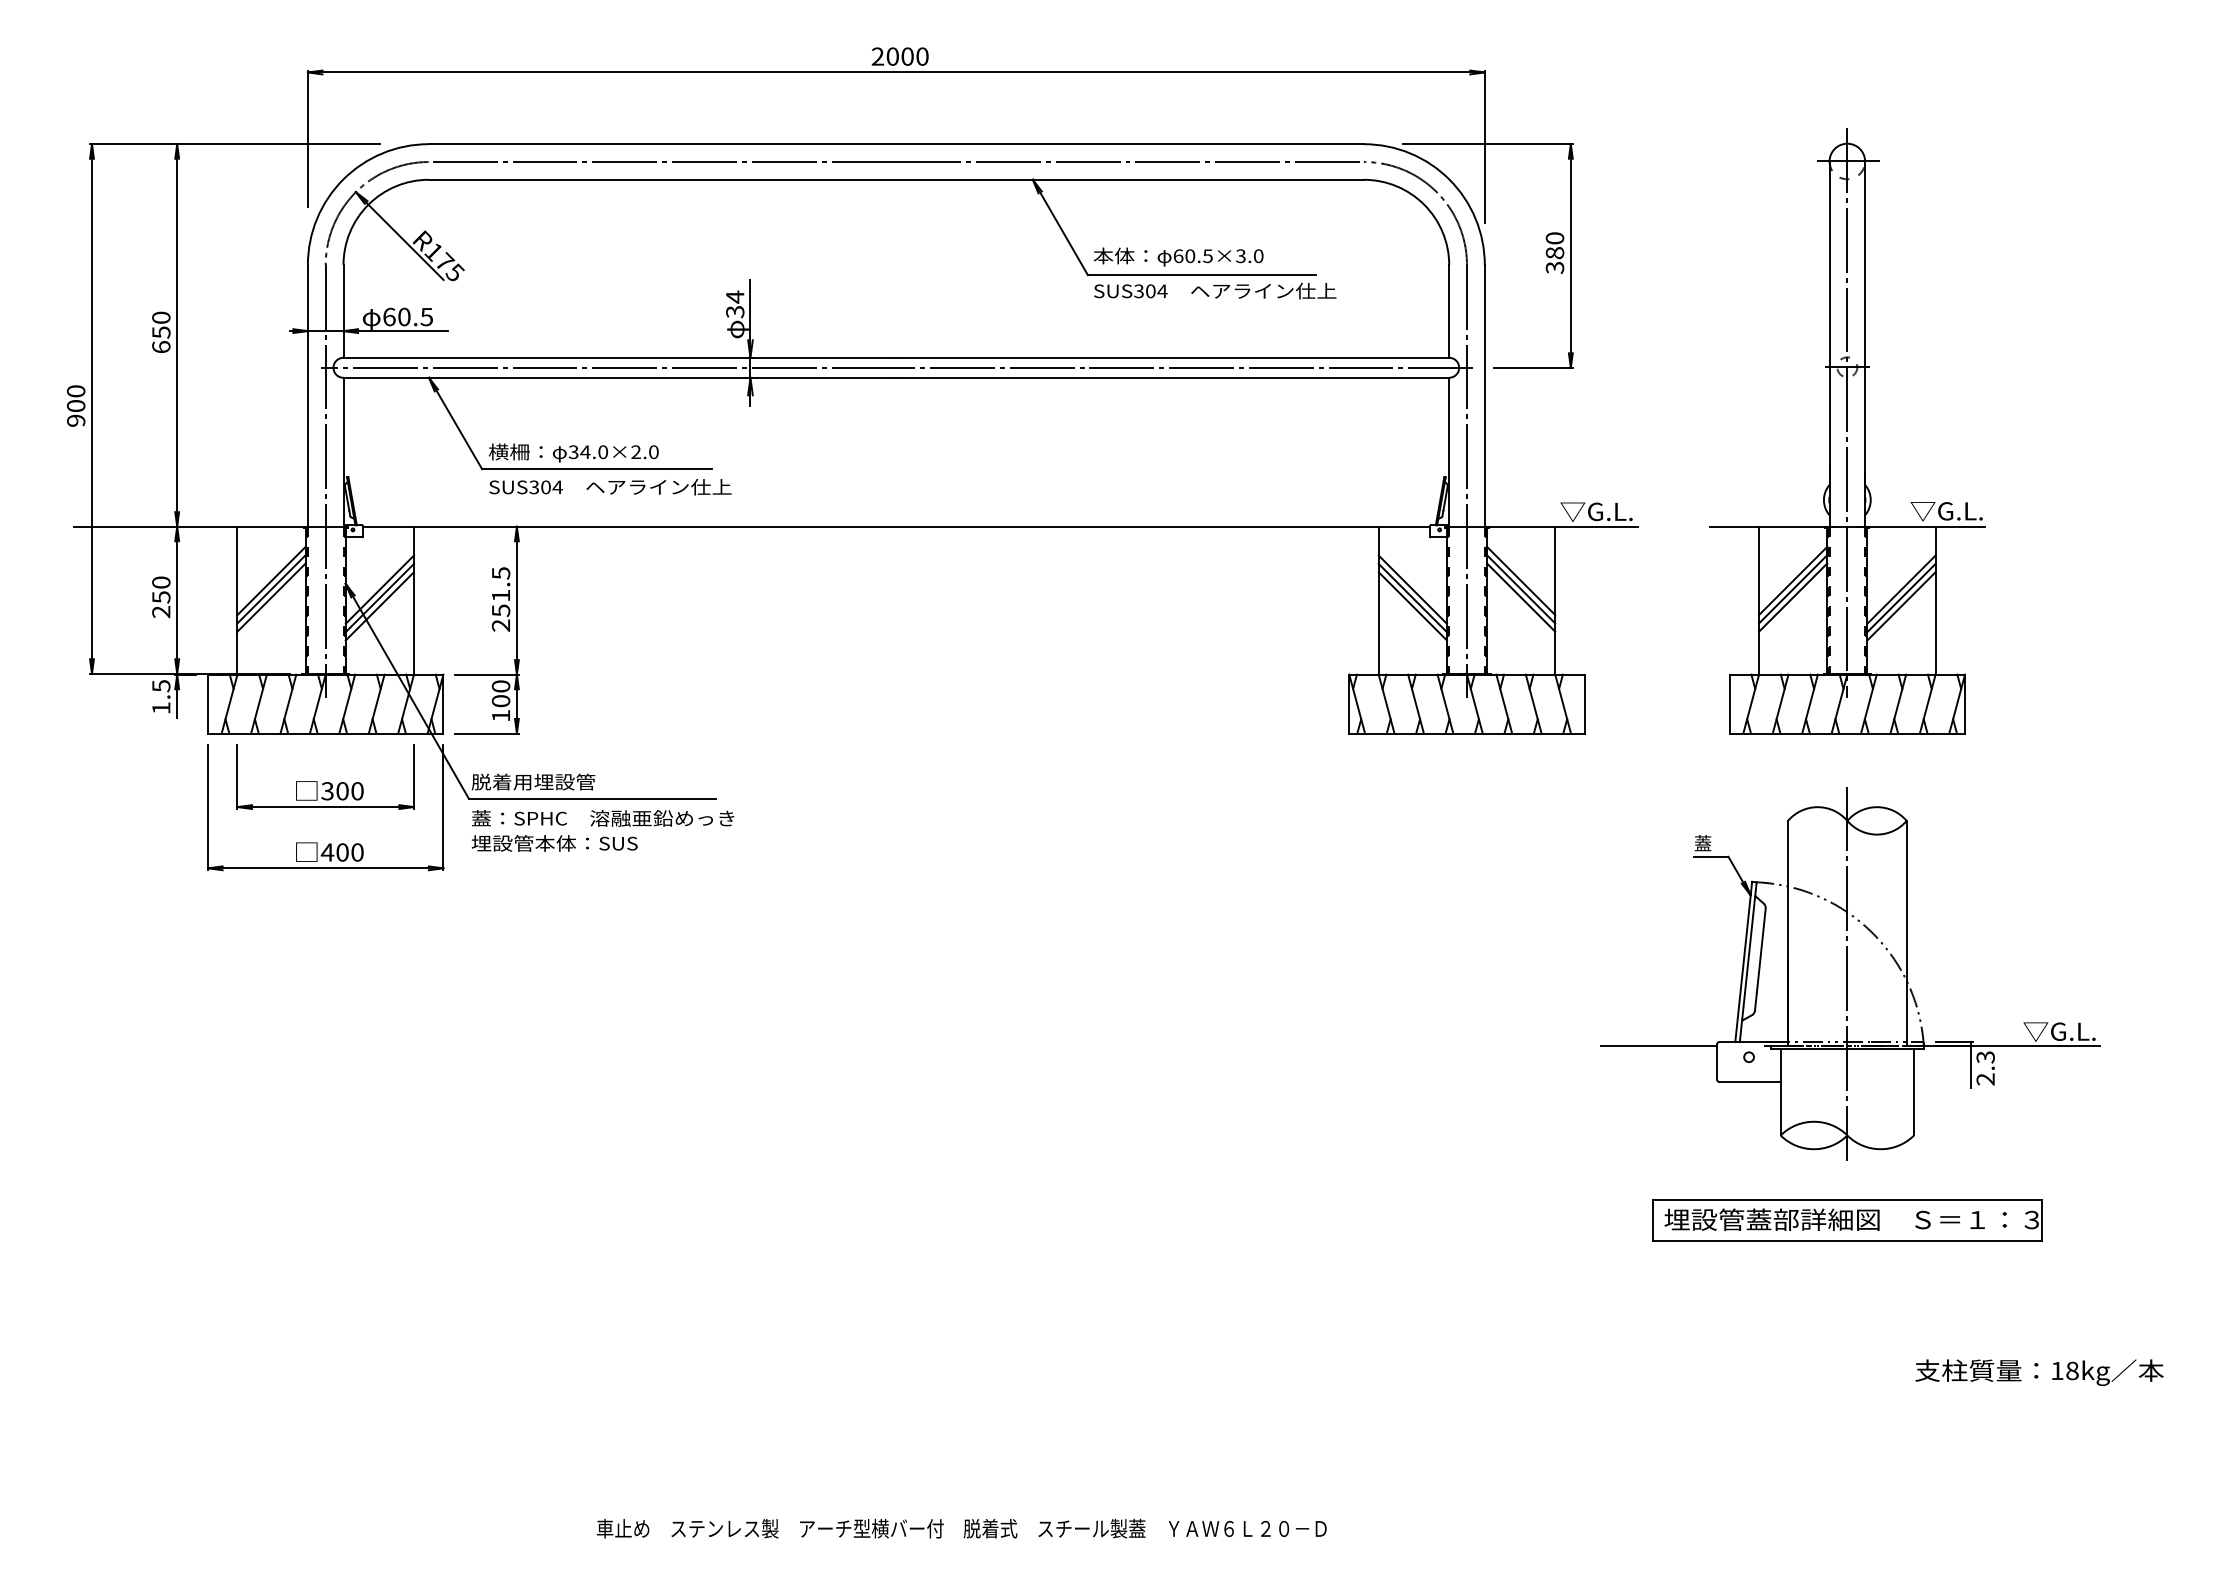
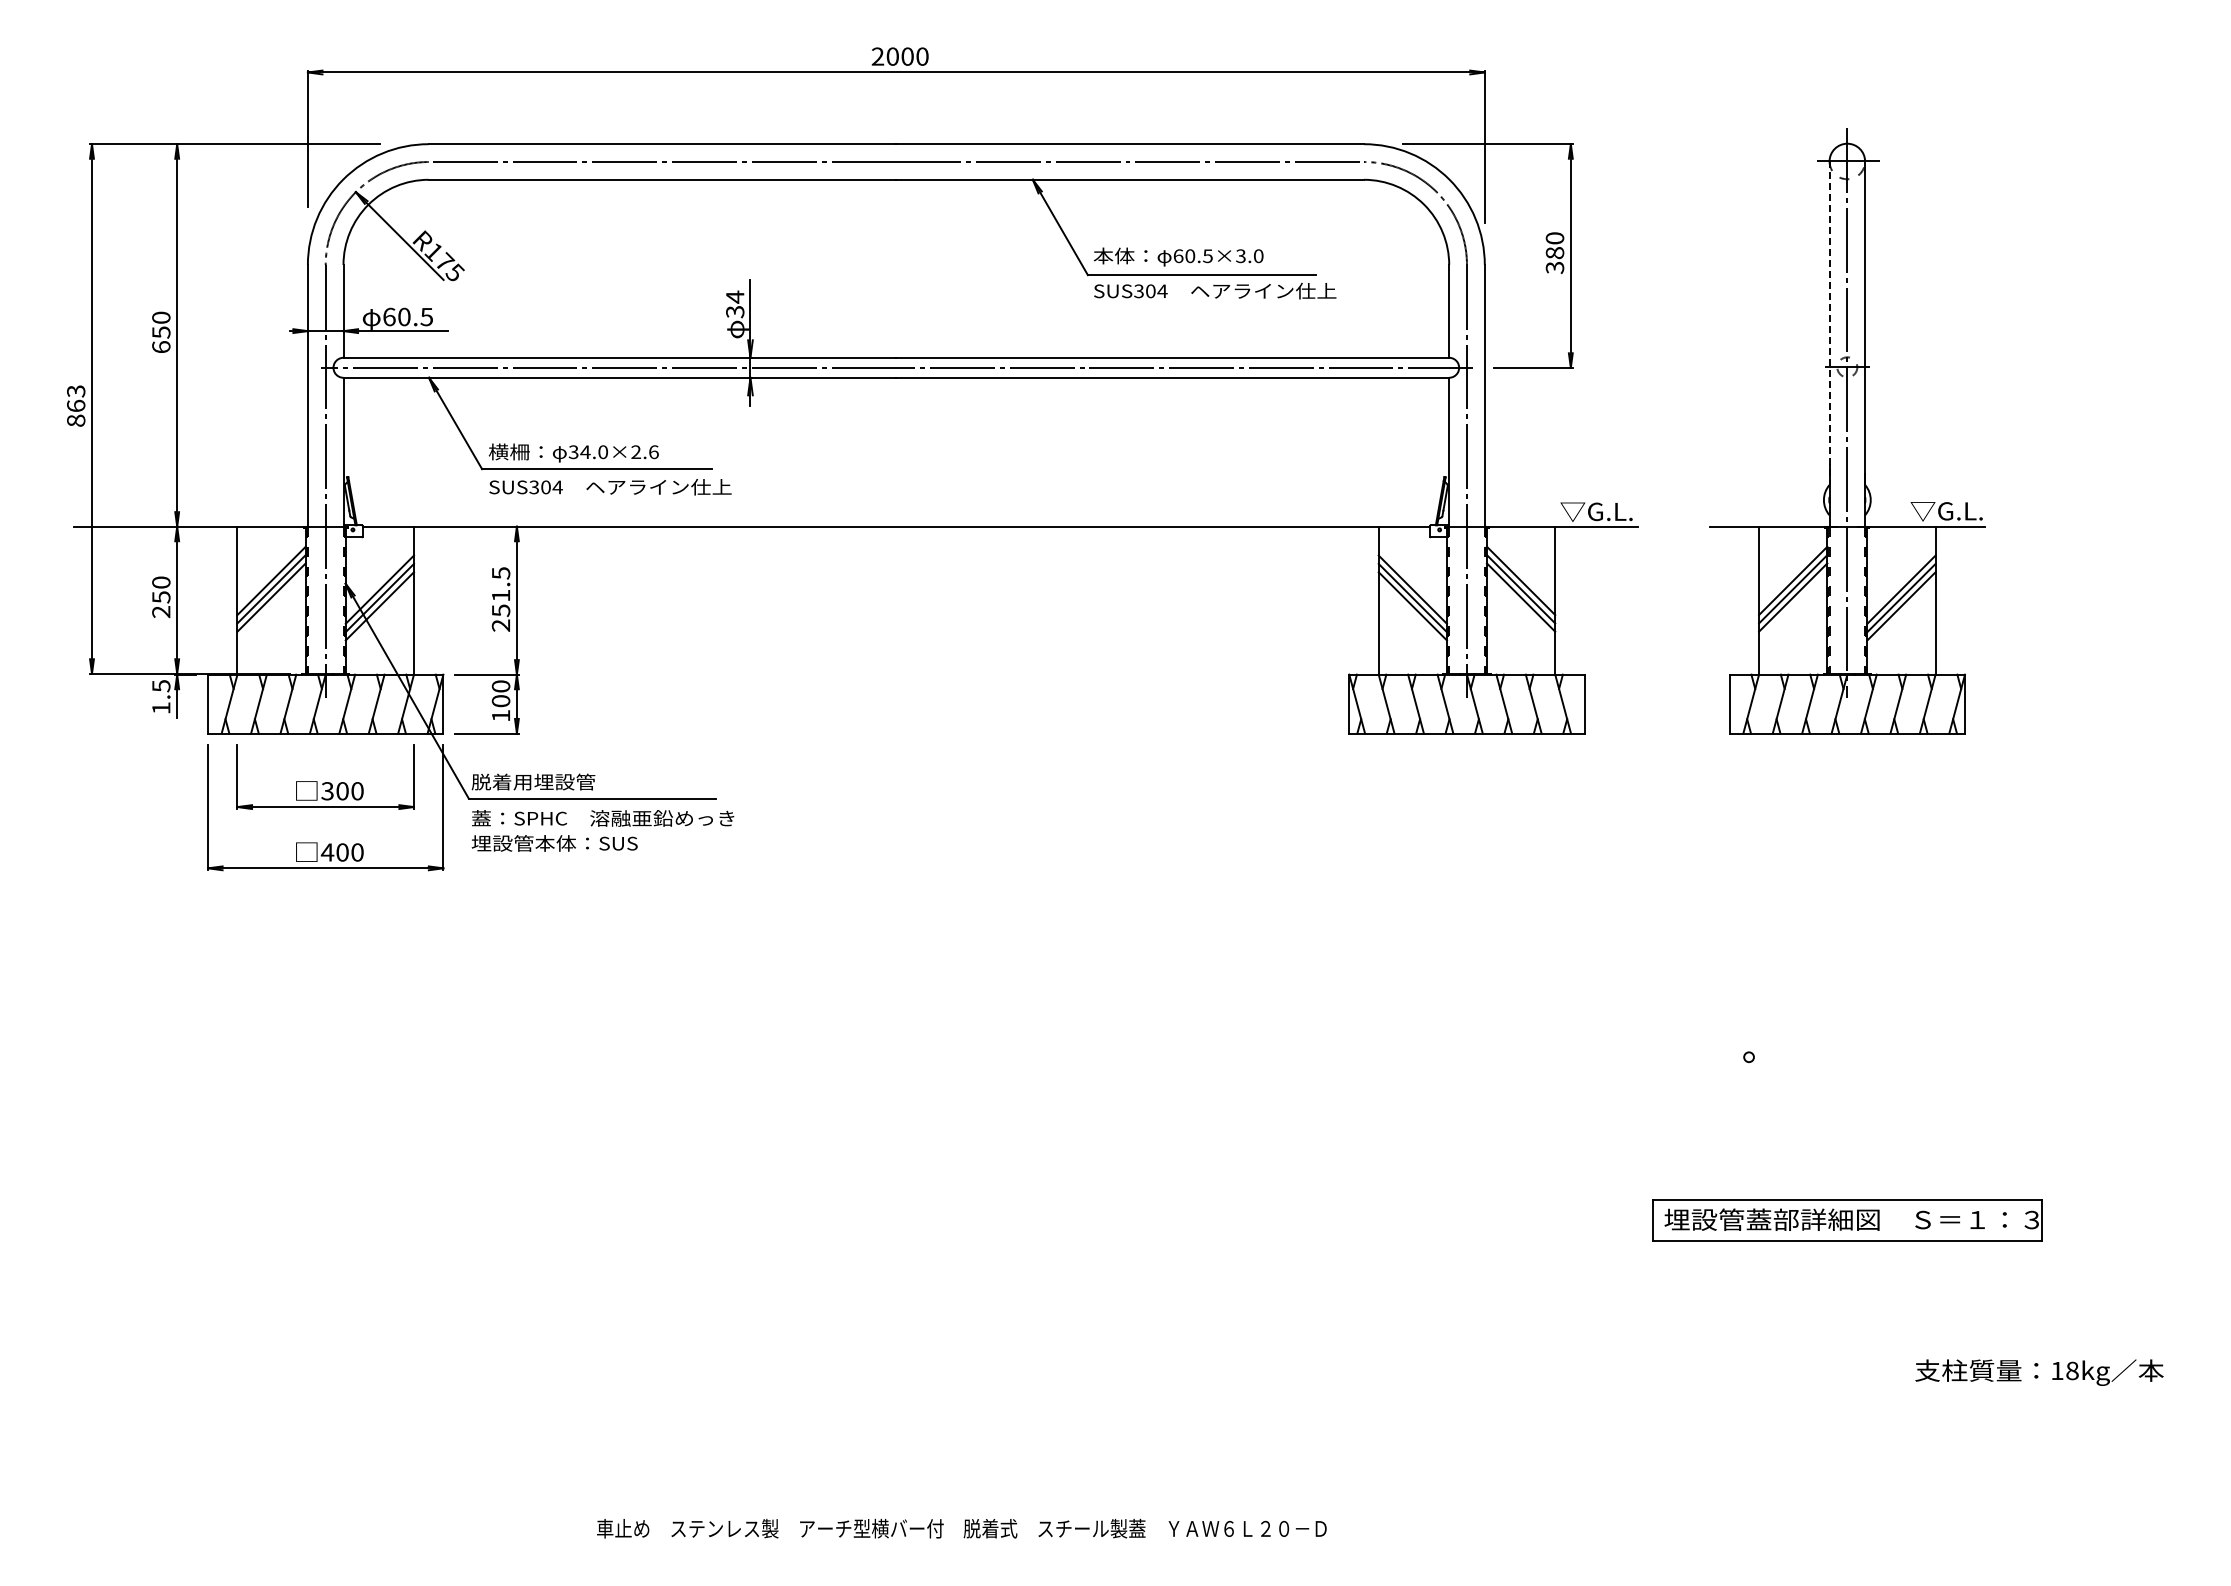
line: solid -> dashed (1829, 323)
text: 900 -> 863 (76, 405)
text: 34.0×2.0 -> 34.0×2.6 (653, 451)
part: present -> none (1850, 973)
